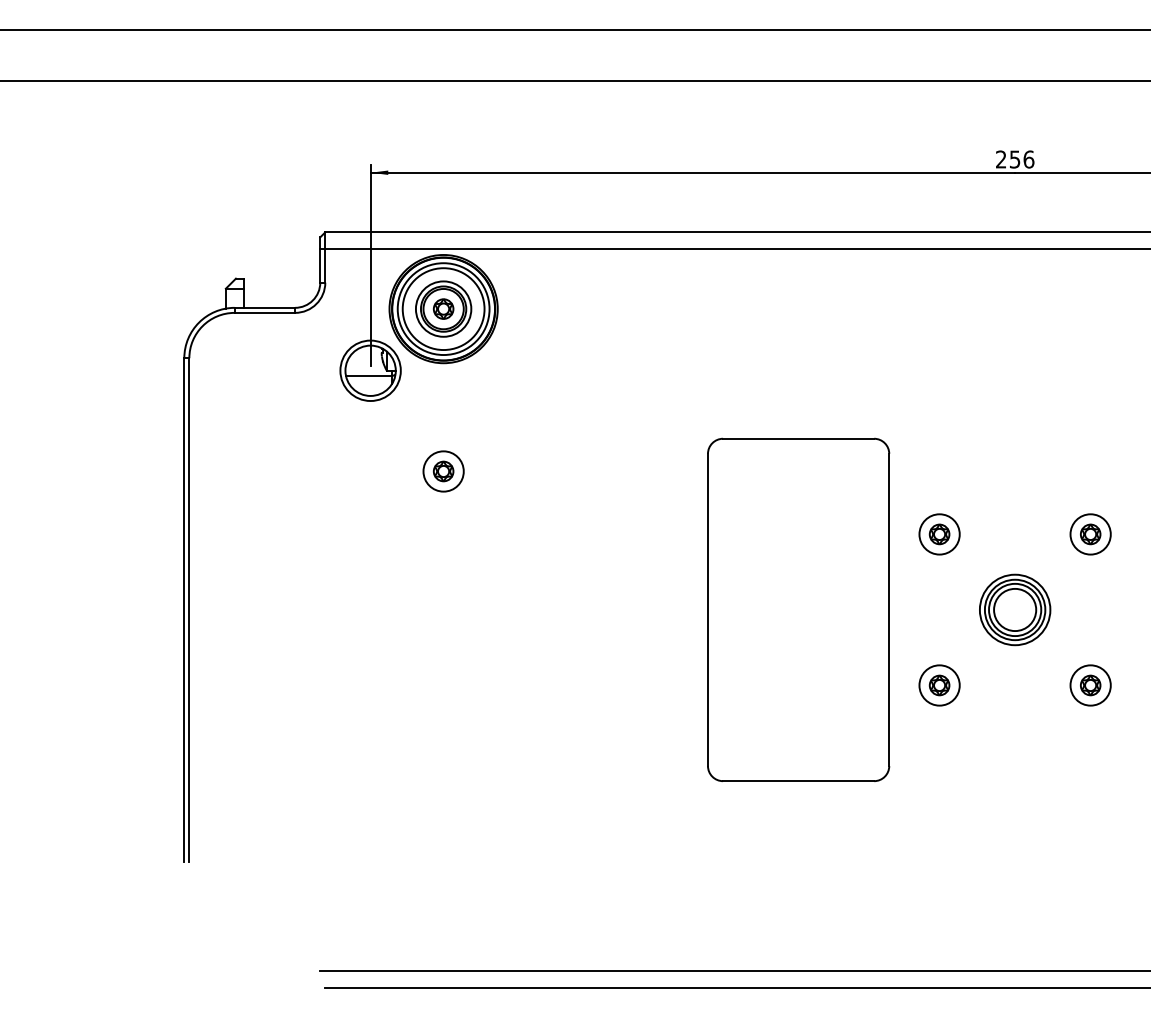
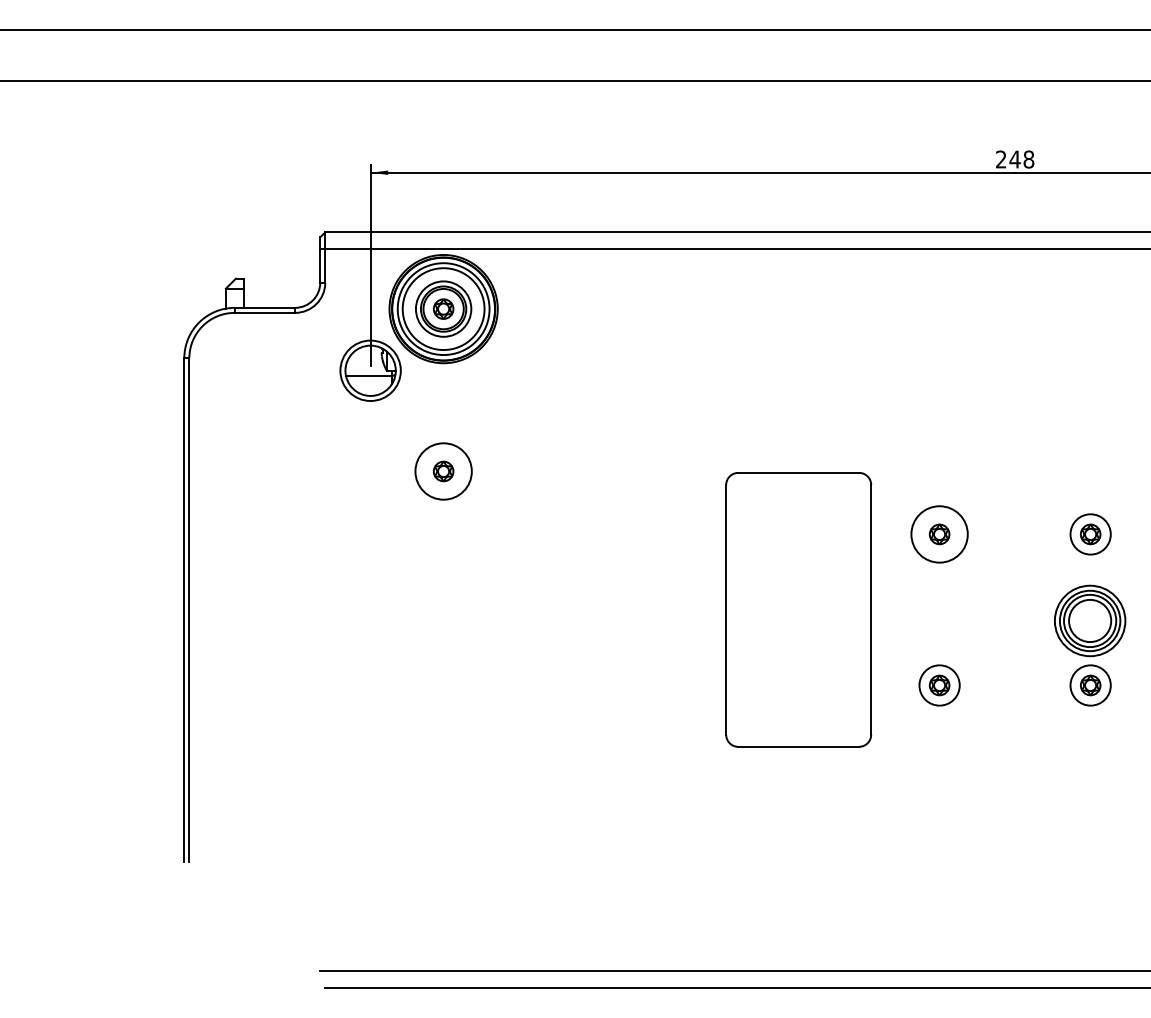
text: 256 -> 248 (1021, 159)
circle diameter: 40 px -> 56 px (443, 471)
circle diameter: 40 px -> 56 px (939, 534)
part size: 184x345 px -> 148x276 px (798, 609)
part position: (1015, 609) -> (1090, 620) (1090, 620)
